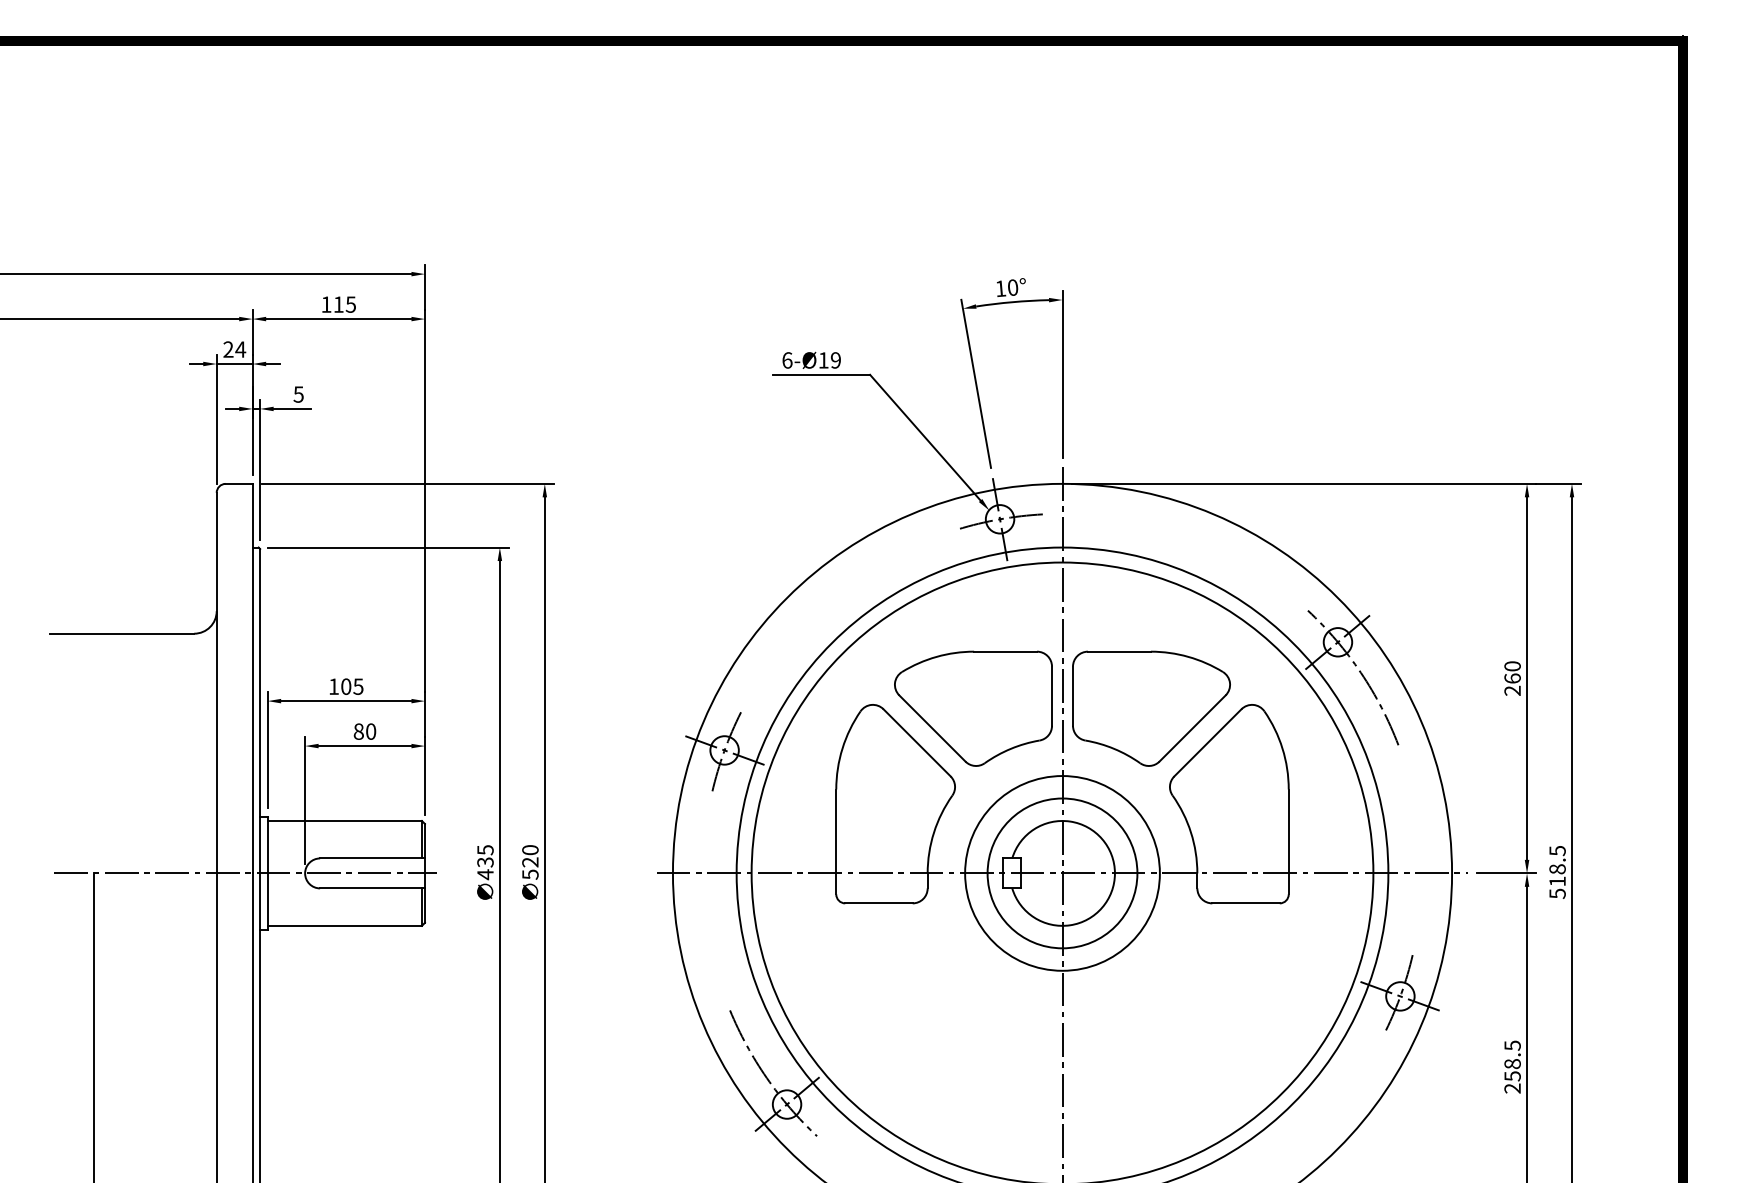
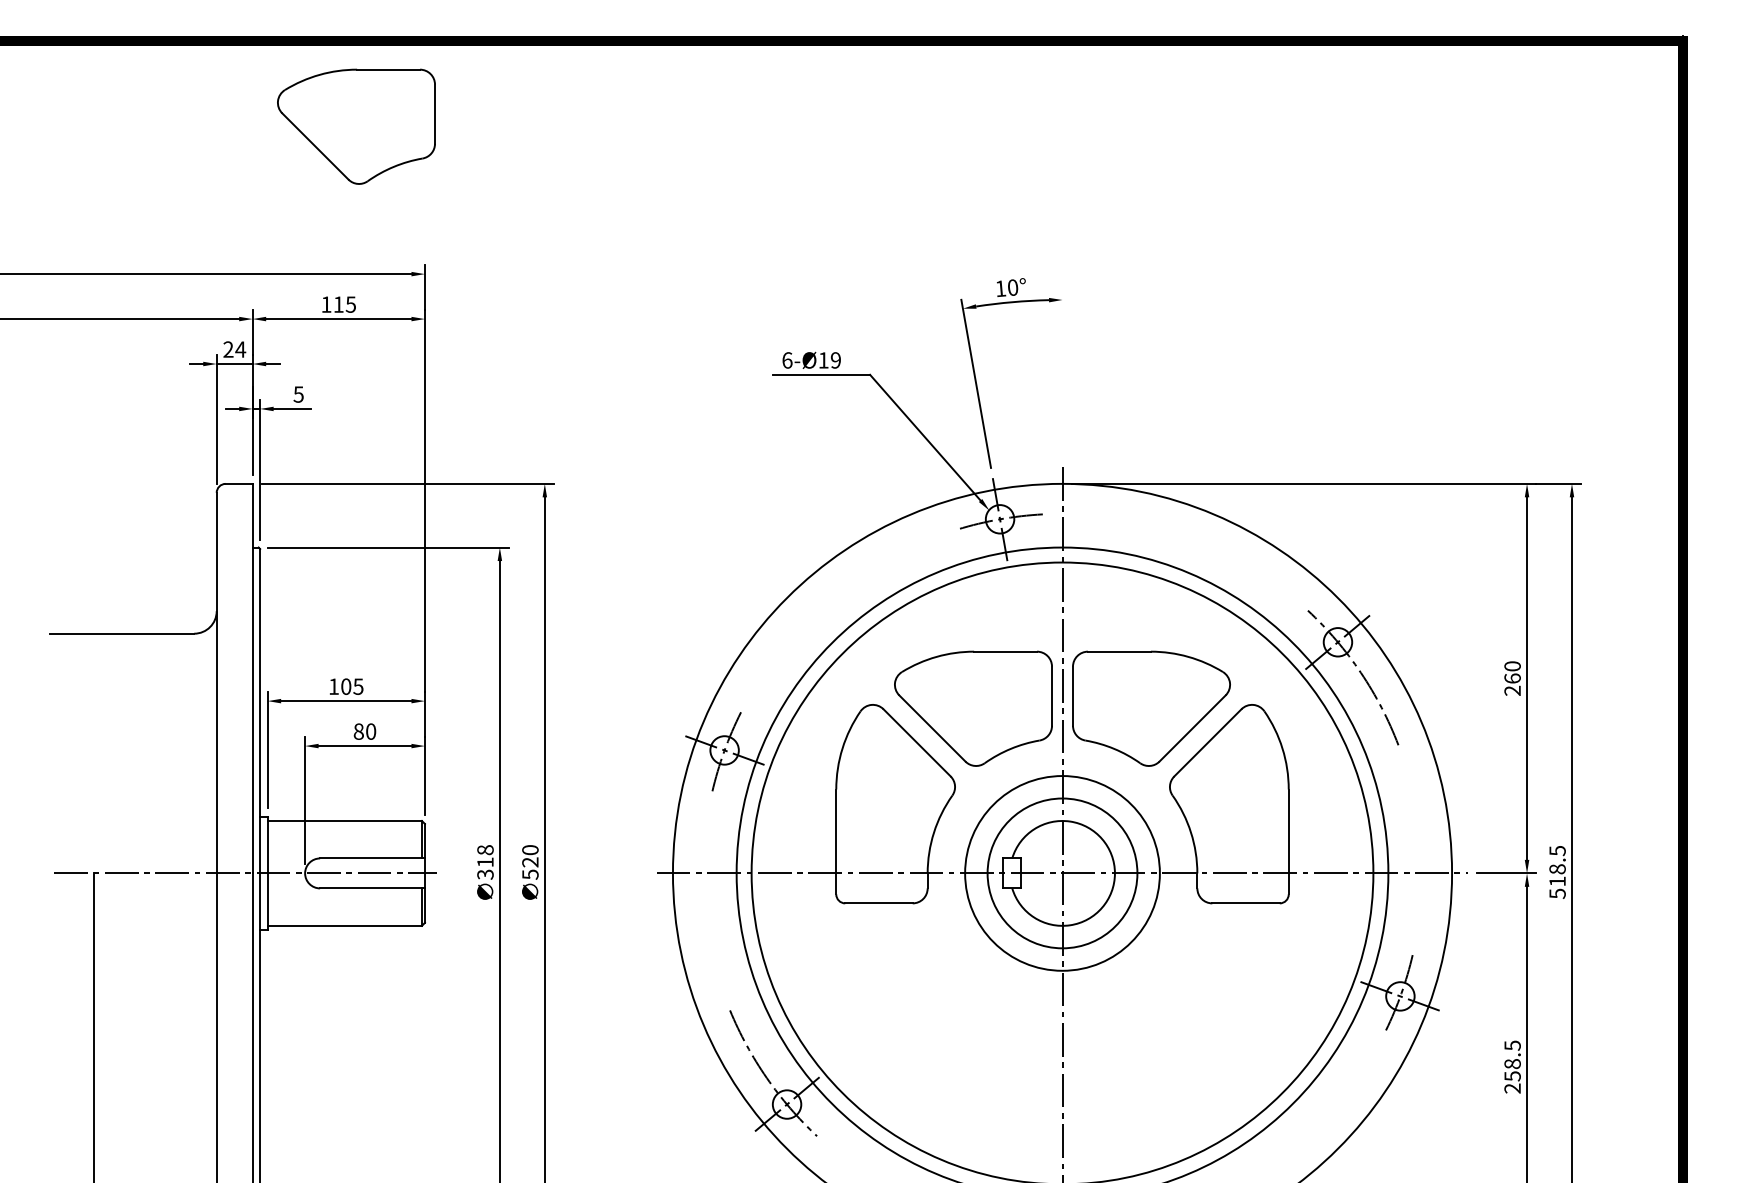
part: none -> present (356, 126)
line: present -> none (1062, 374)
text: 435 -> 318 (485, 862)
